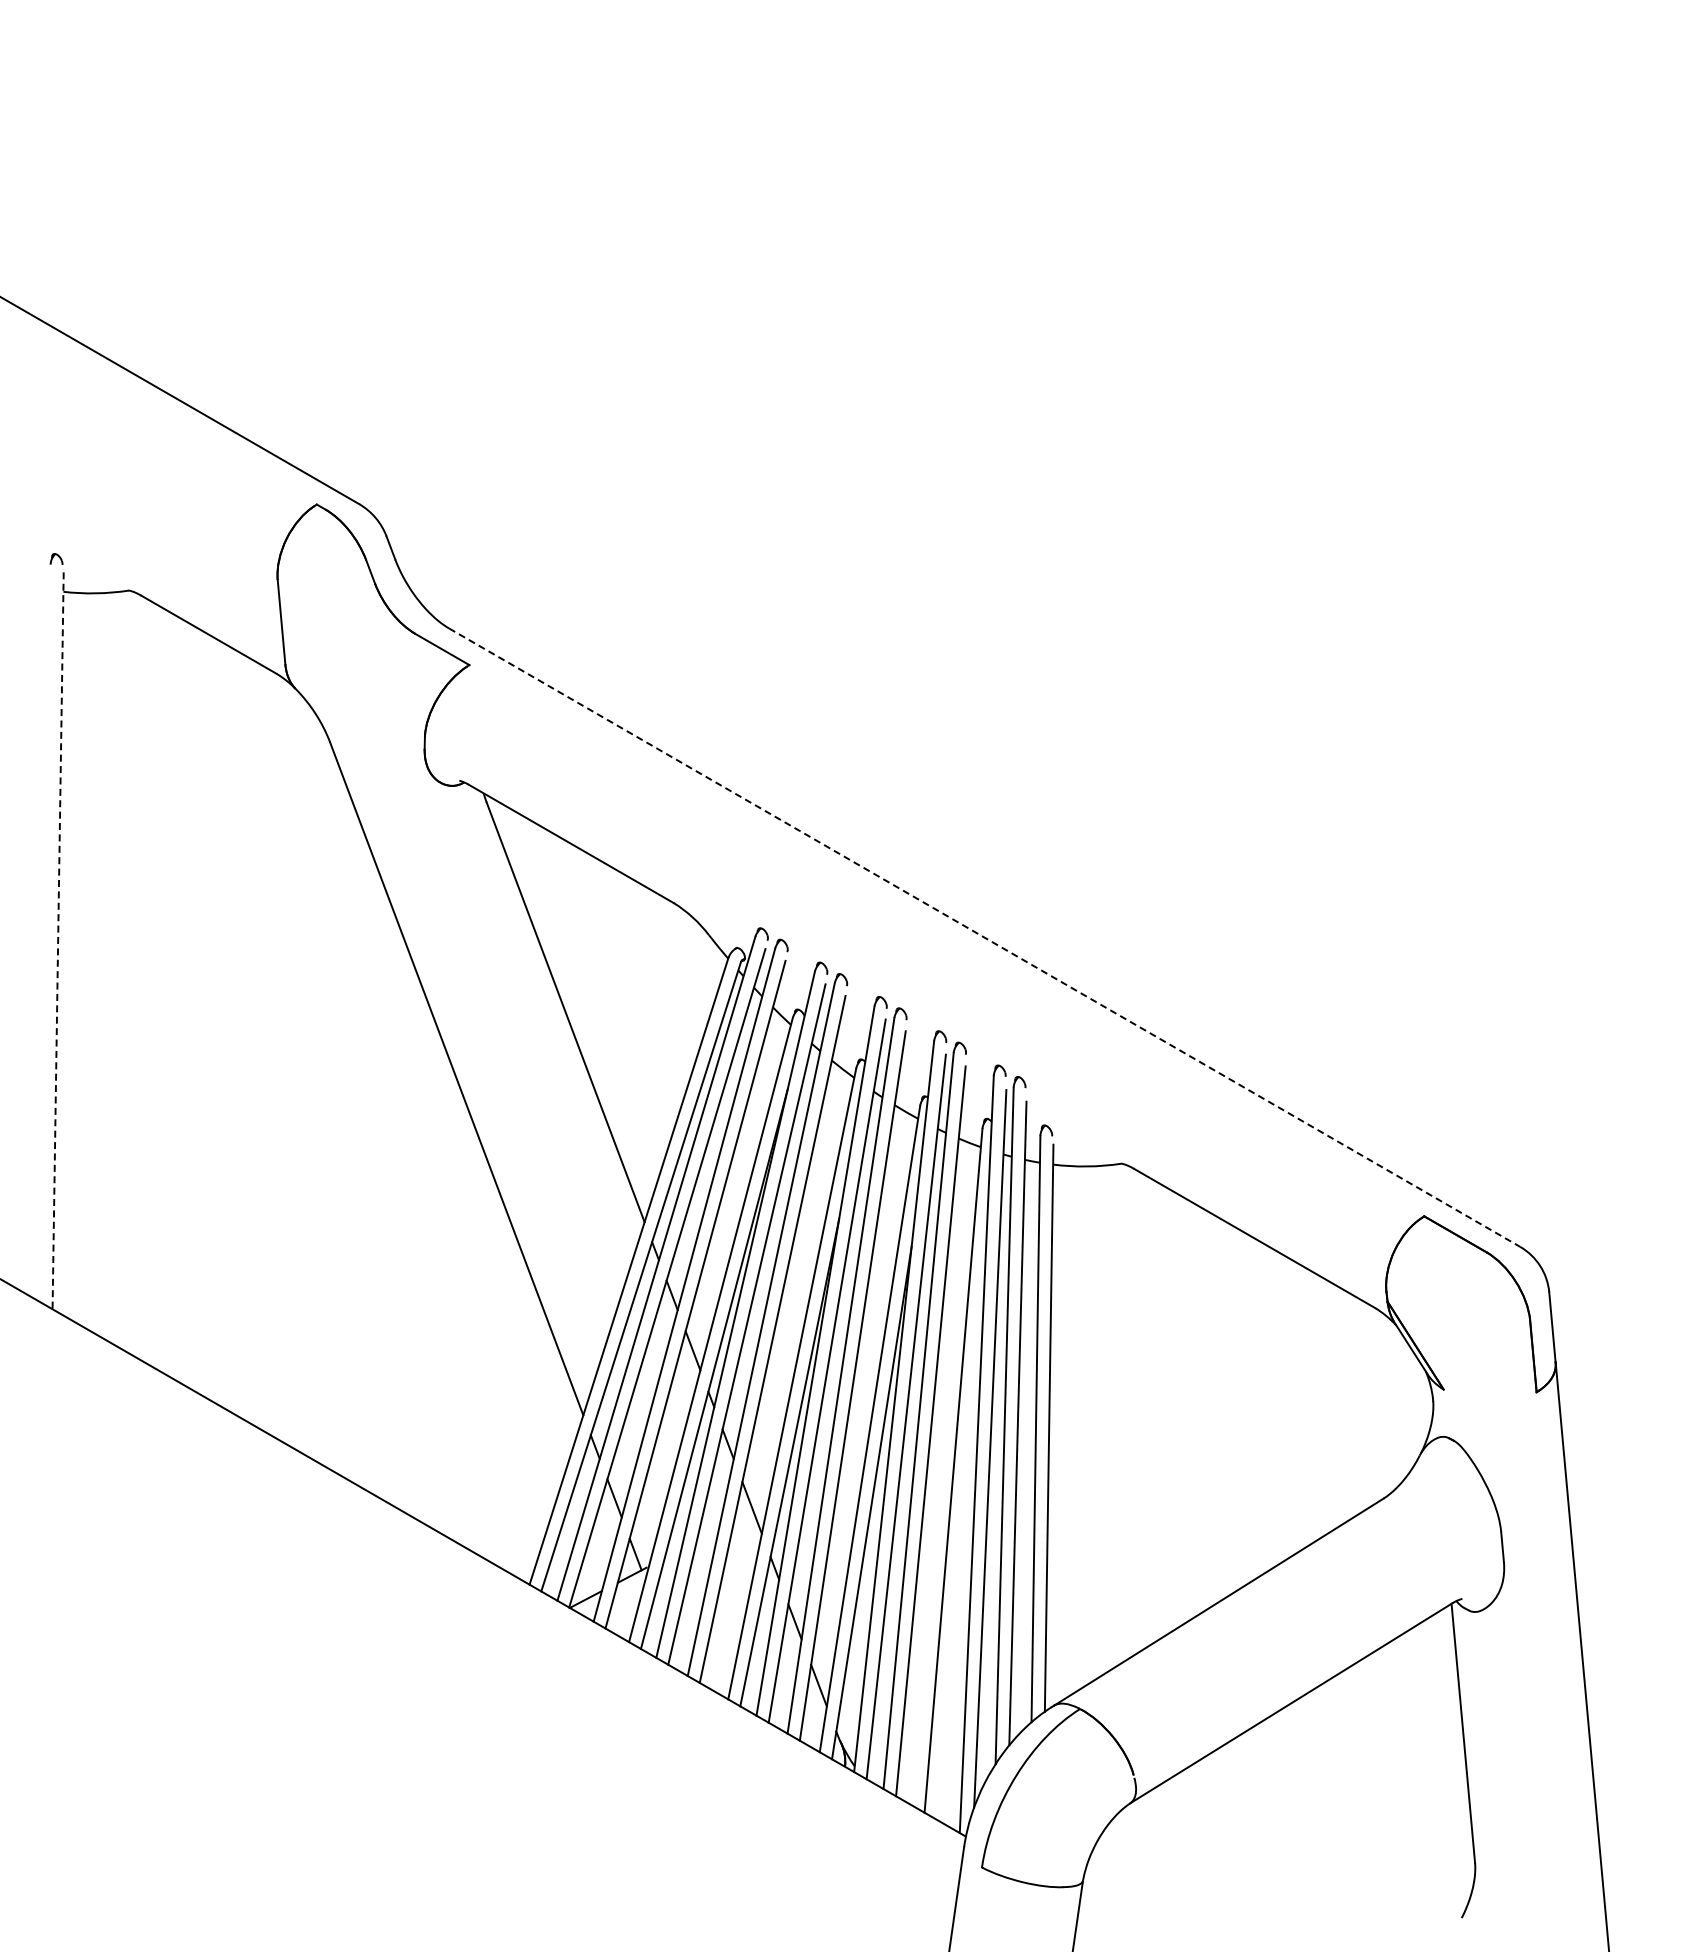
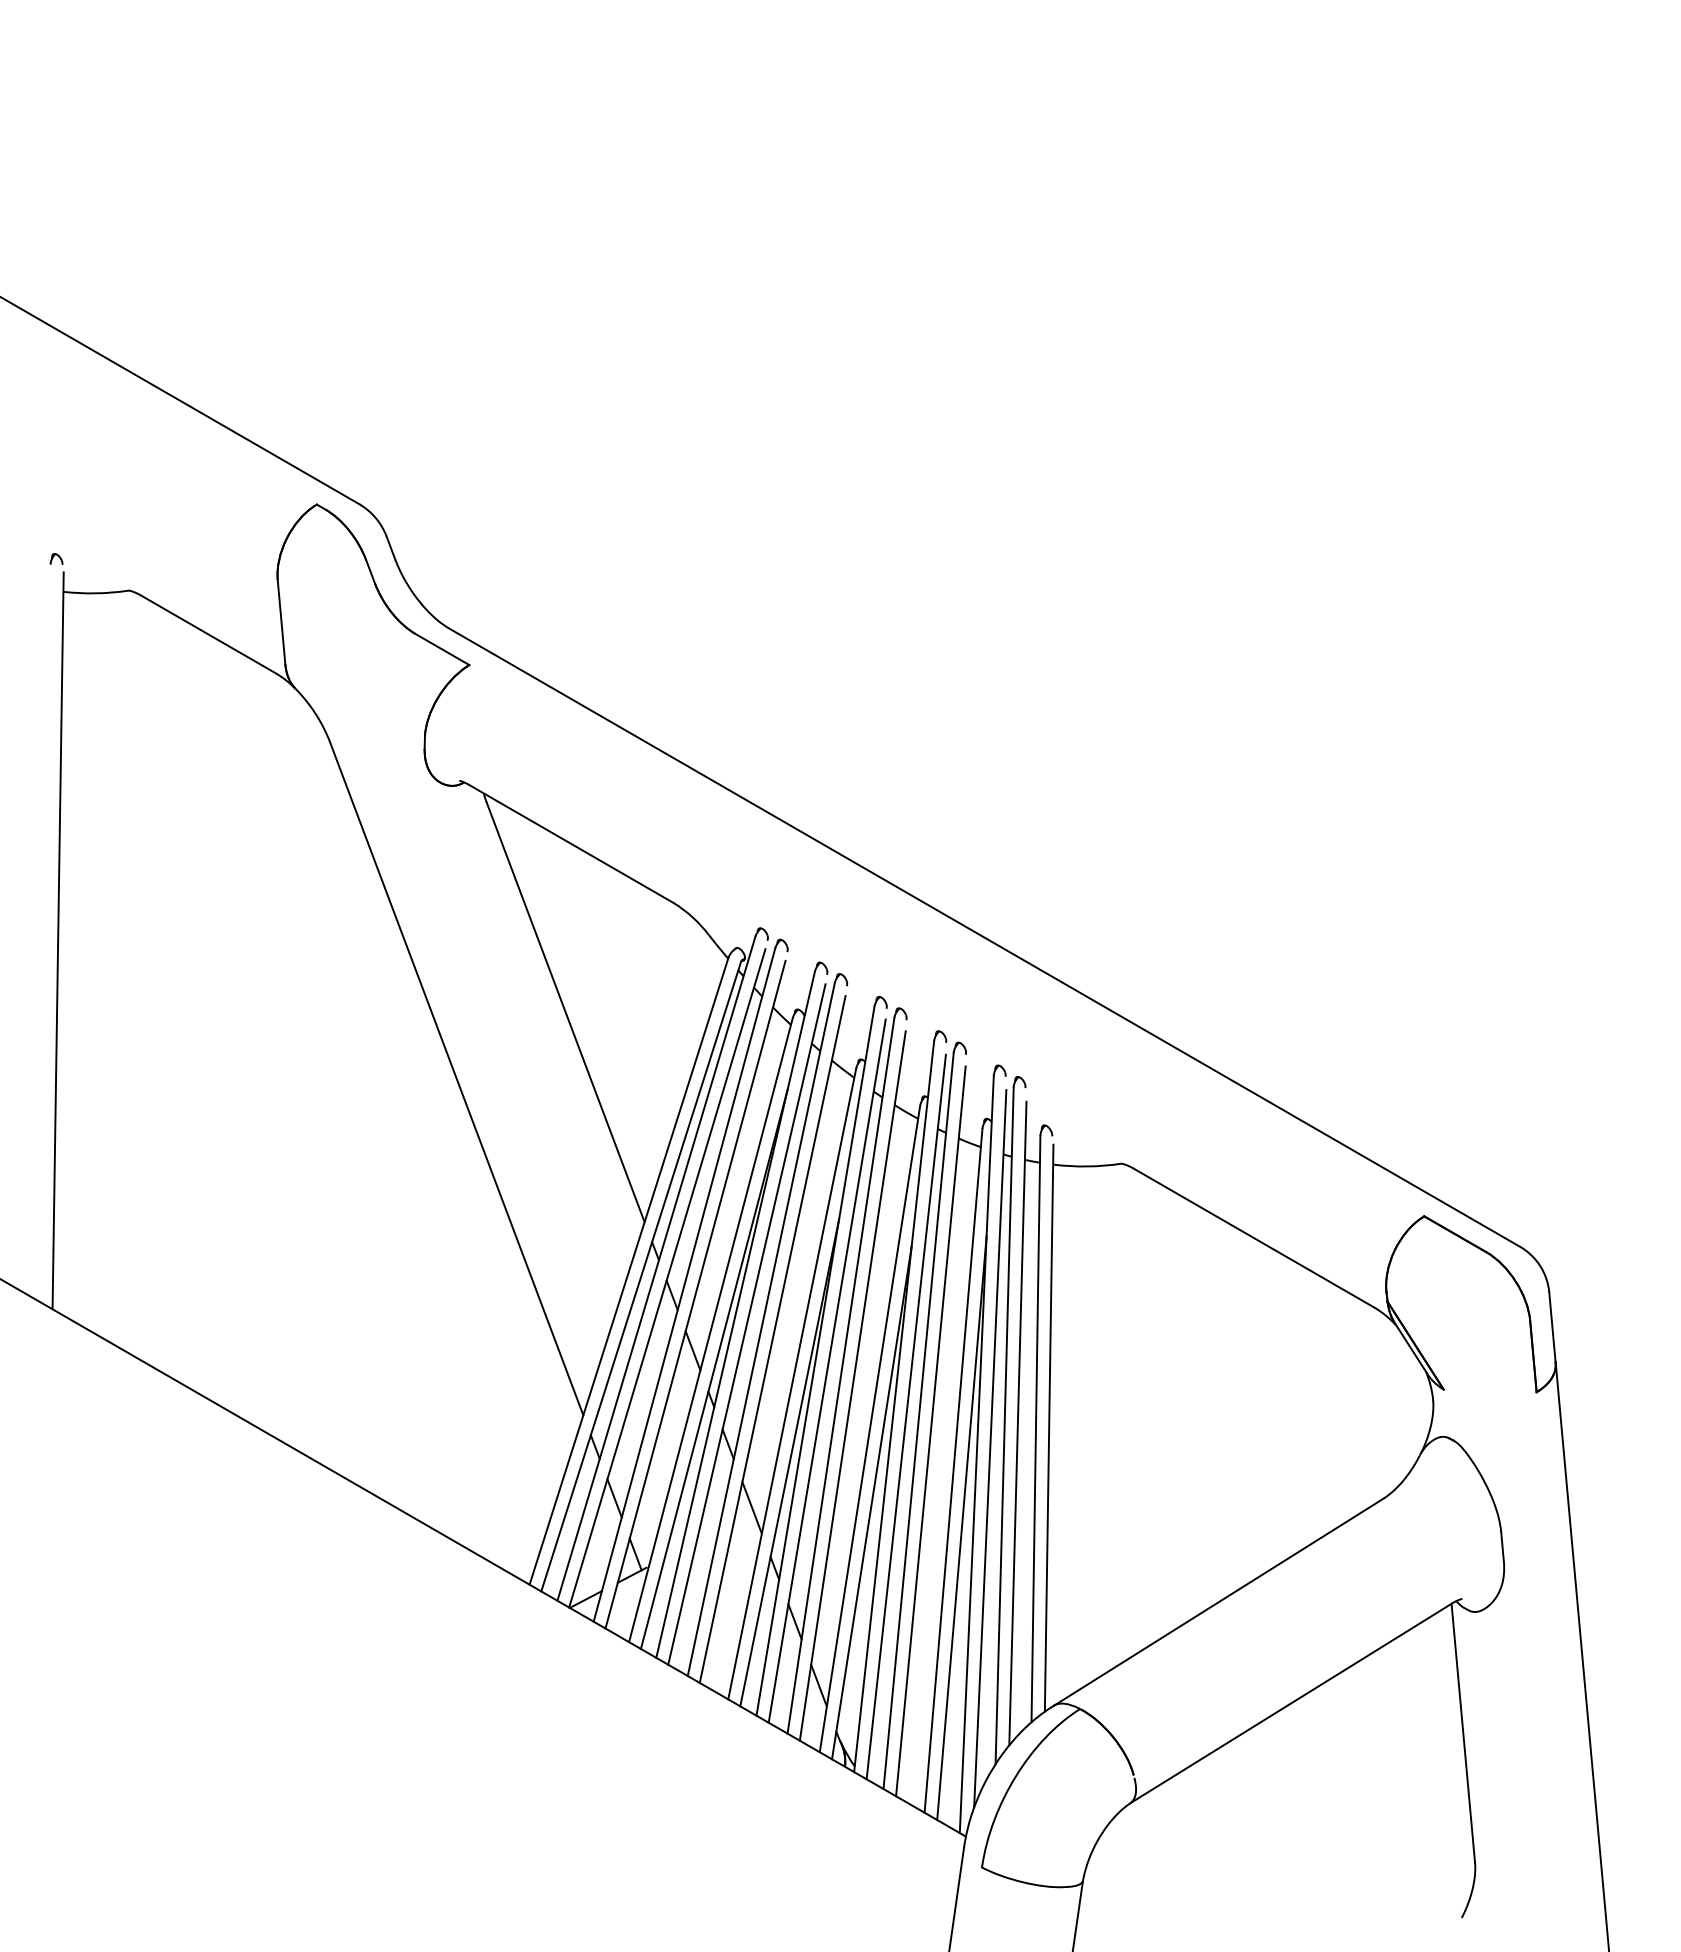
line: dashed -> solid (985, 937)
line: dashed -> solid (58, 941)
line: none -> present (961, 1528)
